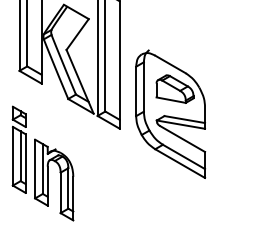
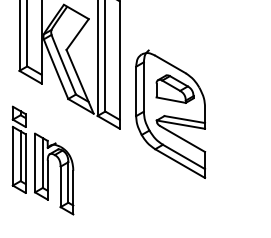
part position: (54, 179) -> (54, 173) (54, 173)
